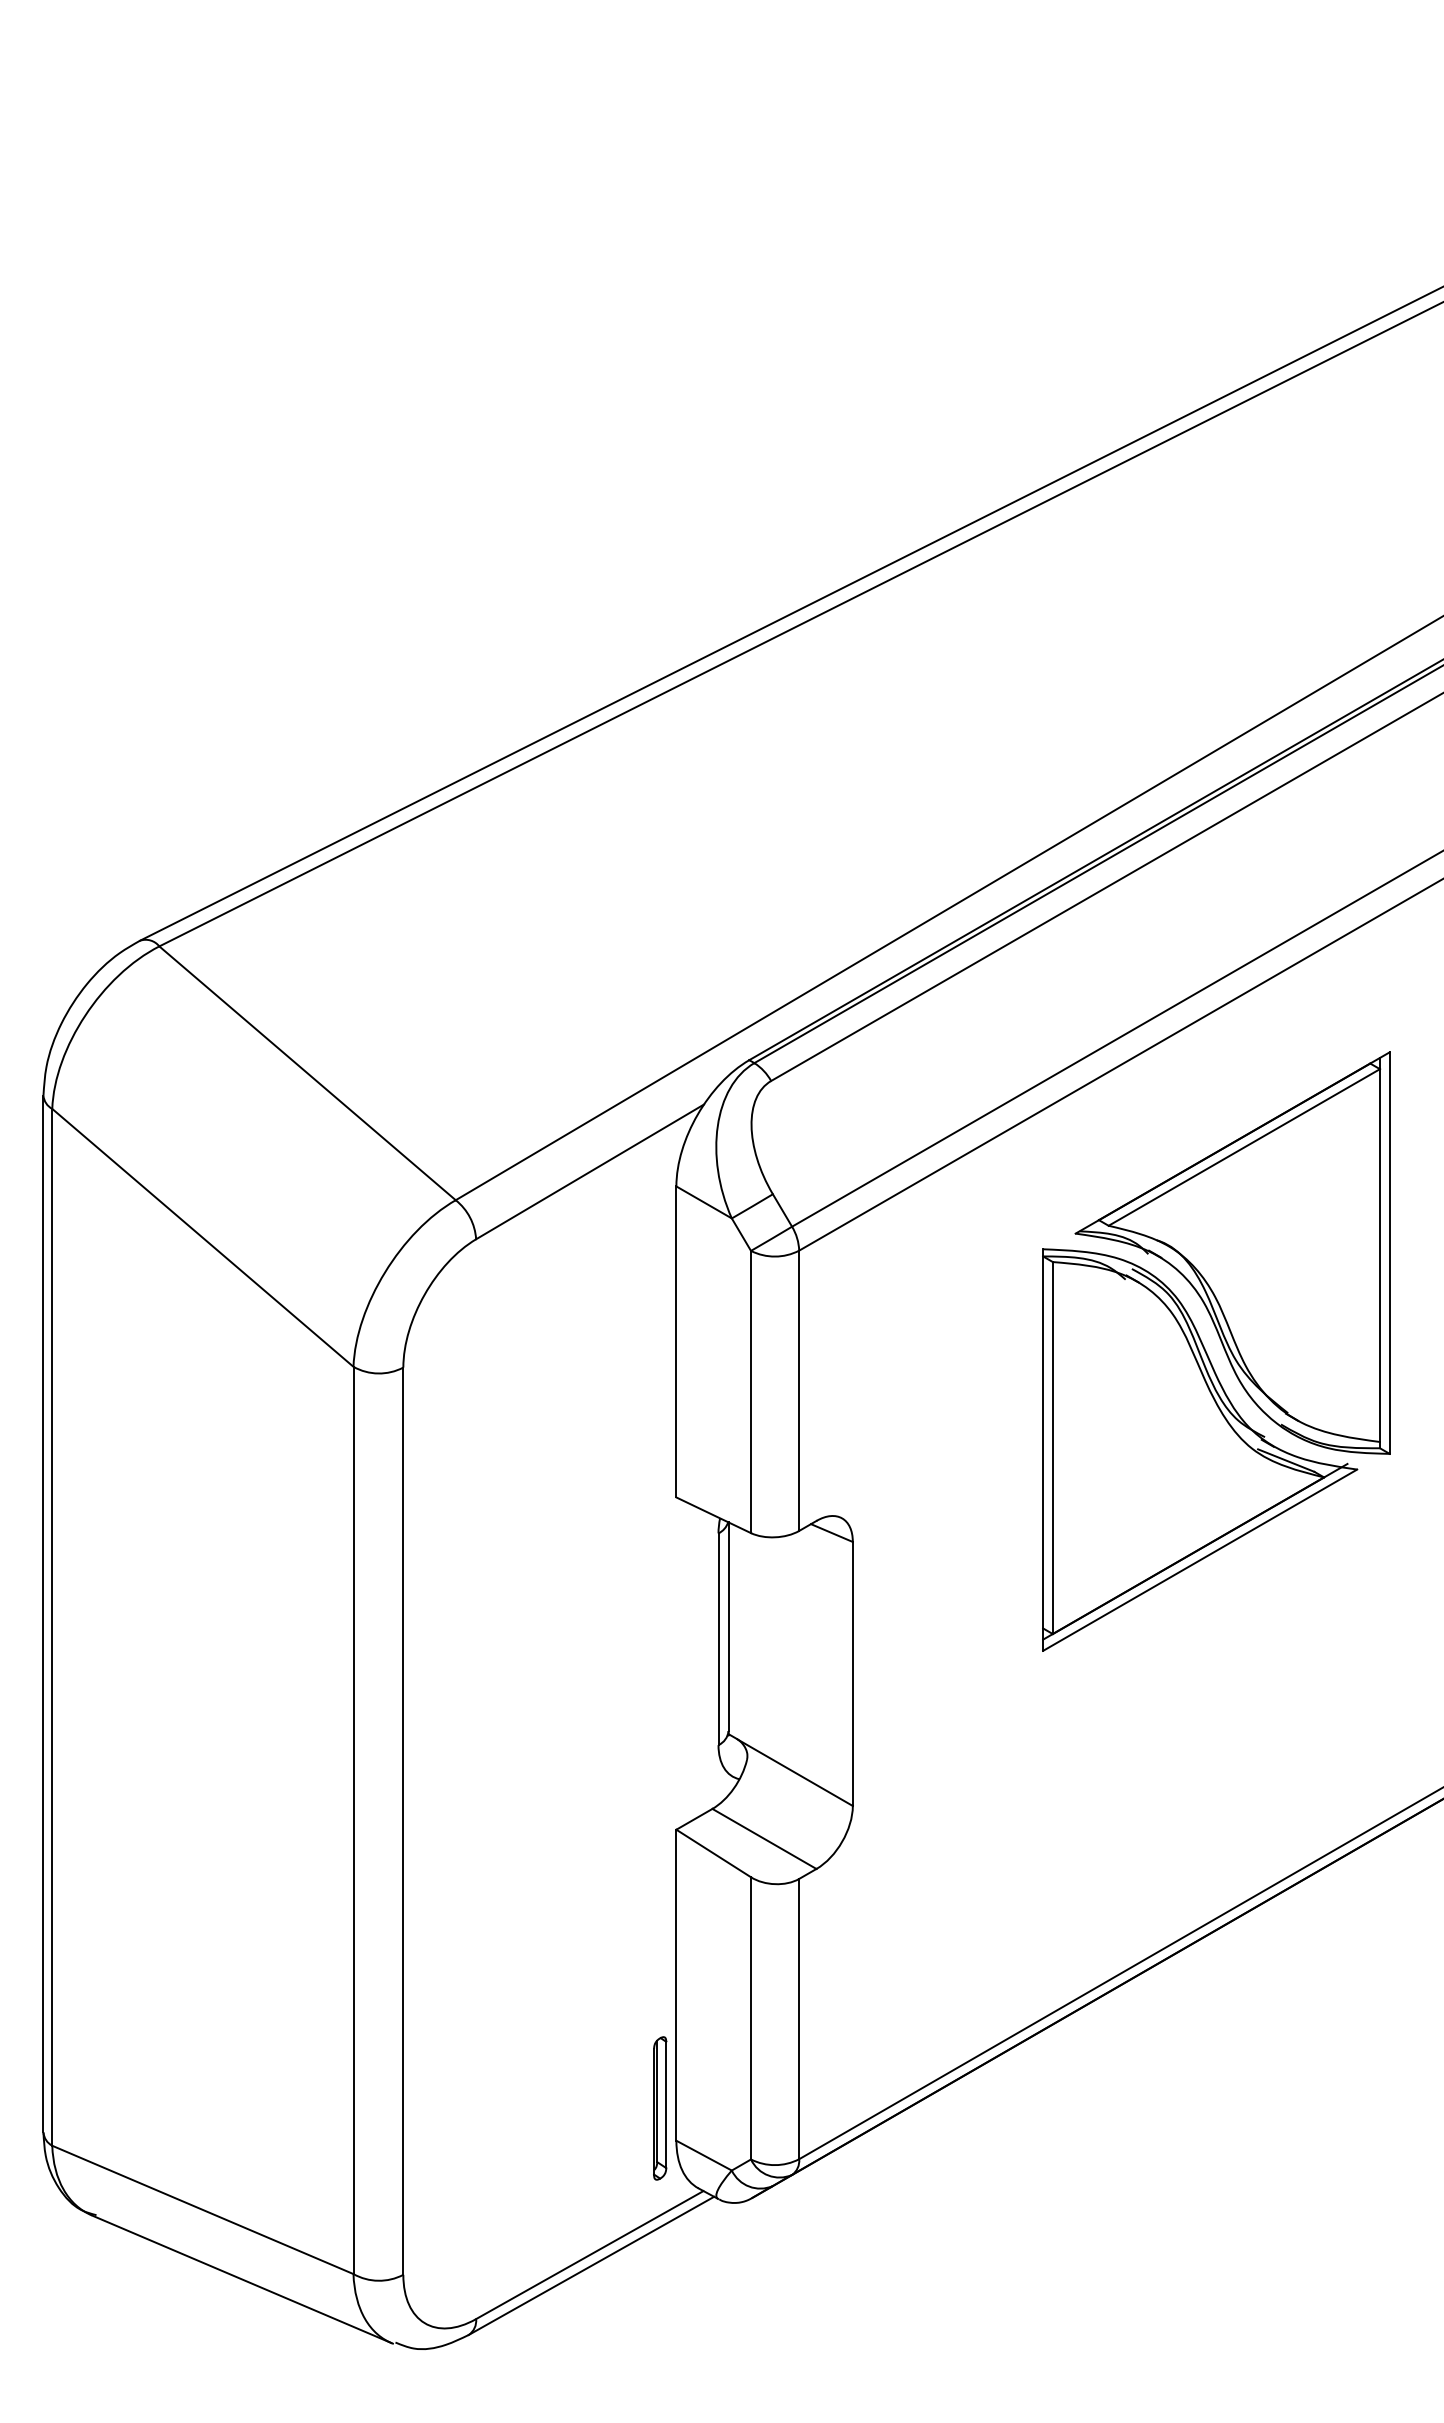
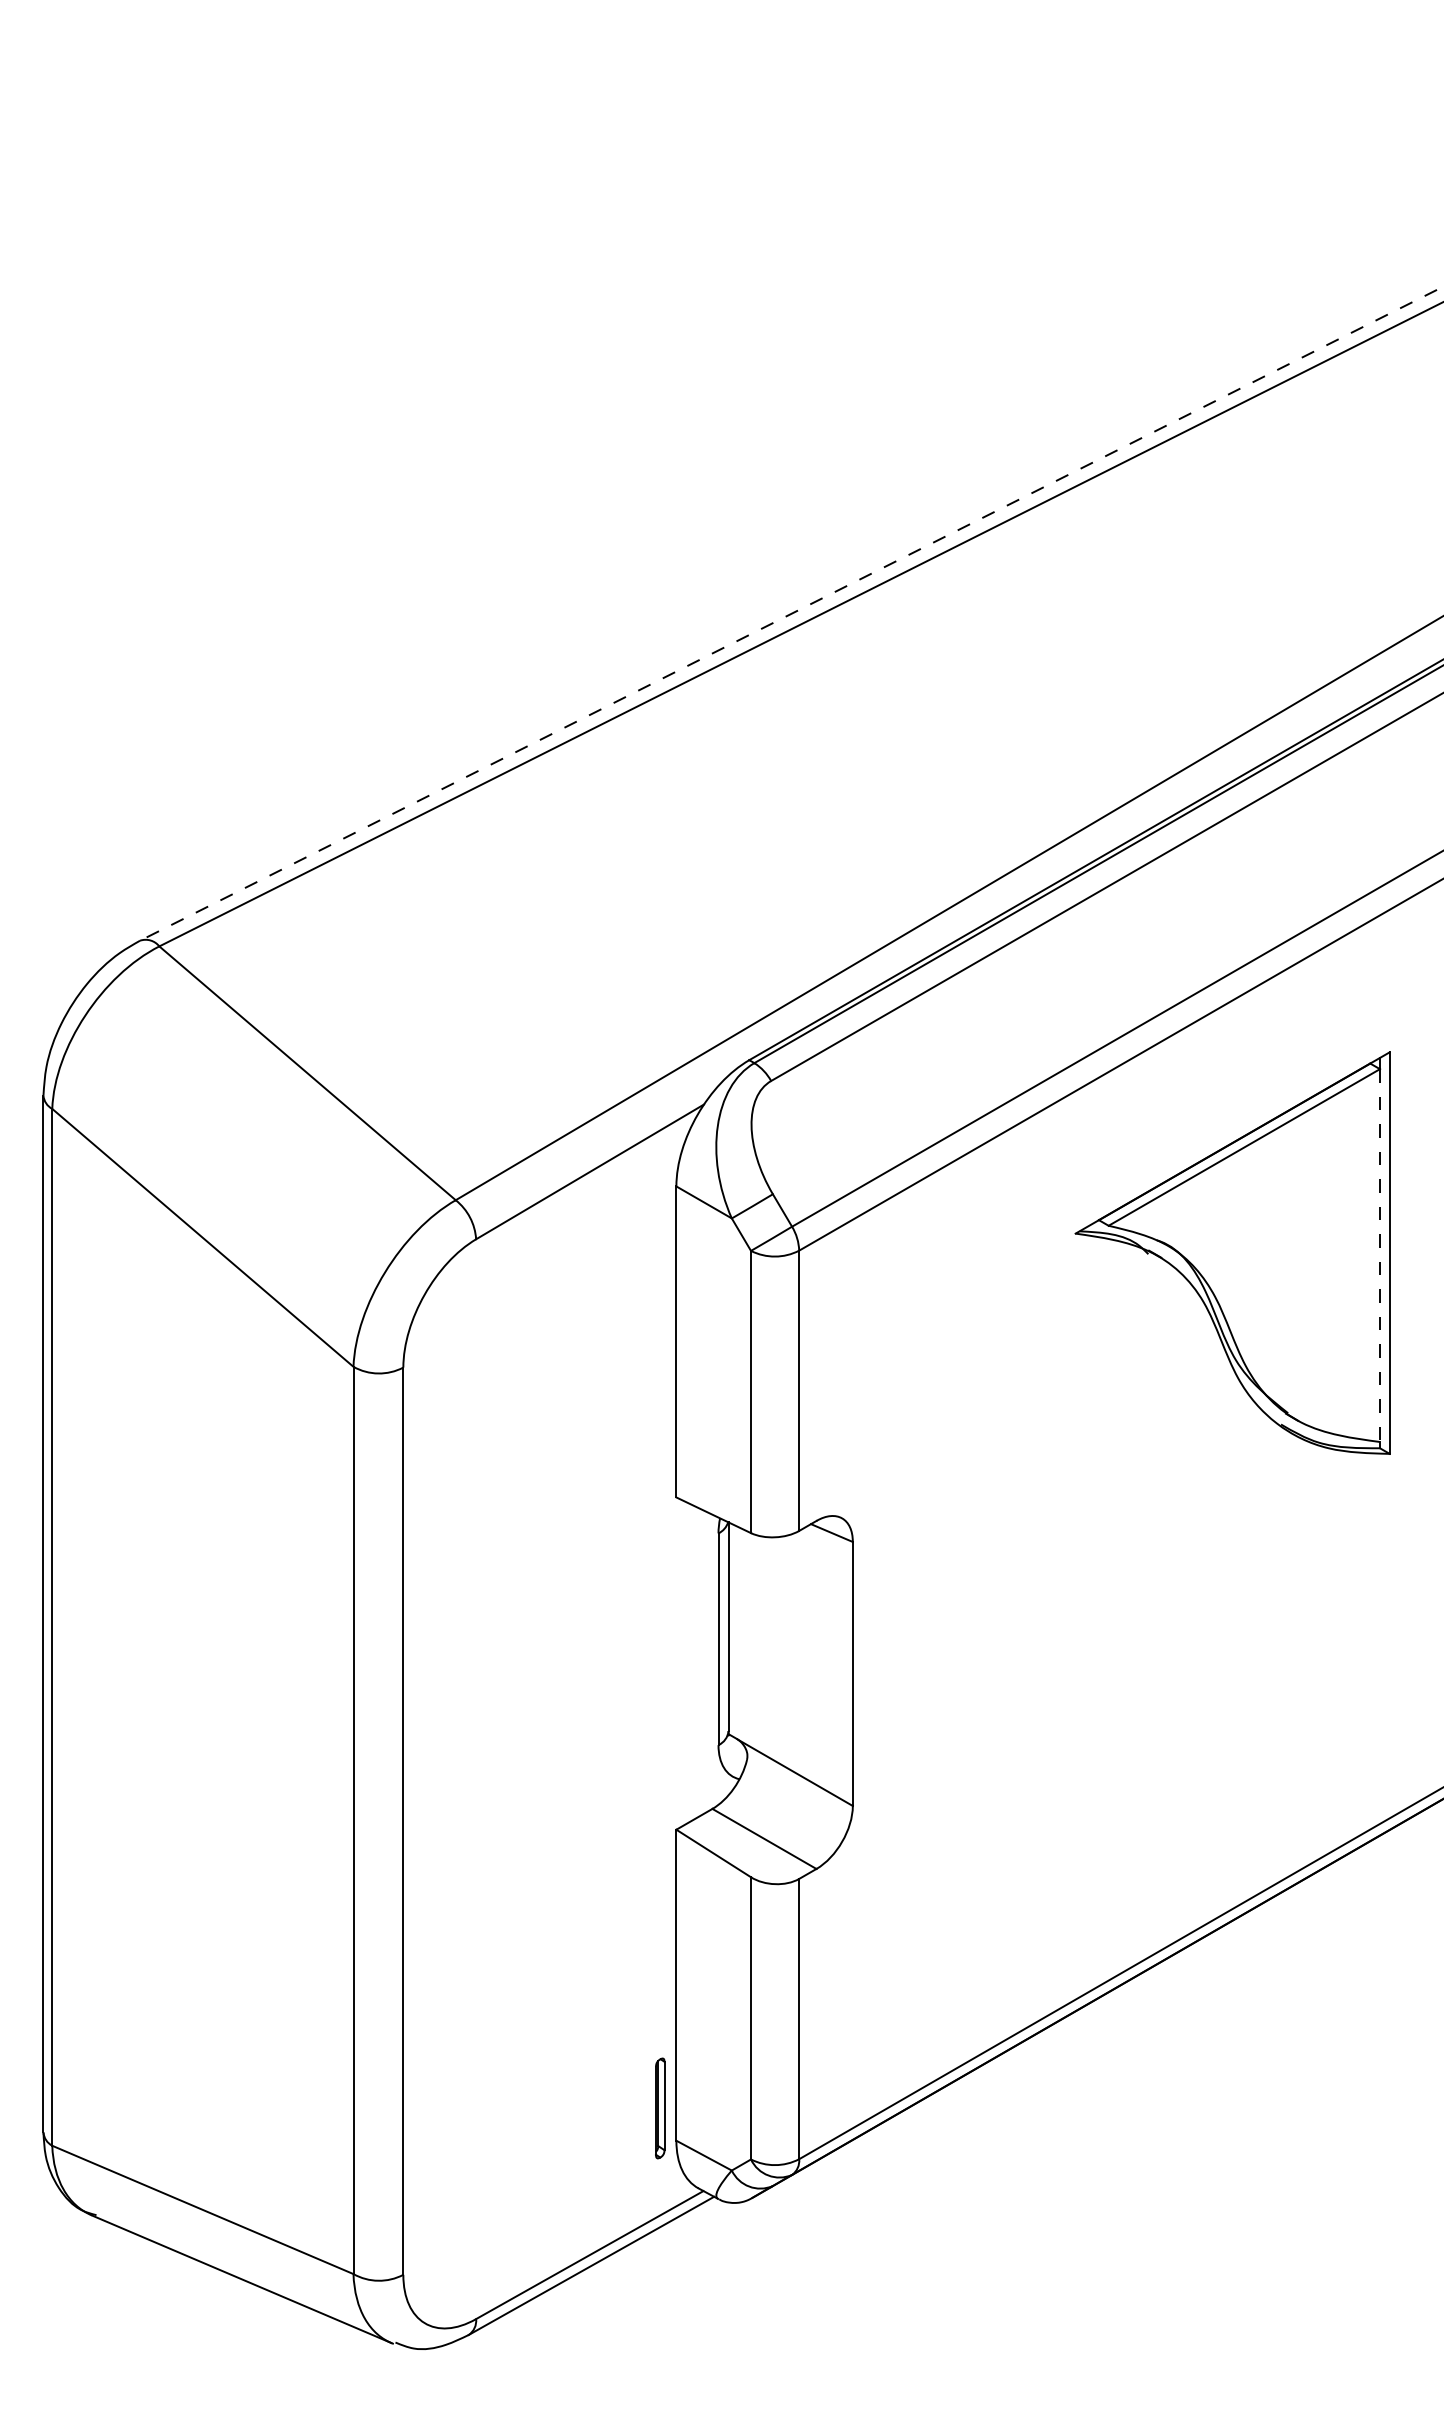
line: solid -> dashed (791, 613)
line: solid -> dashed (1379, 1256)
part: present -> none (1200, 1449)
part size: 15x145 px -> 11x103 px (660, 2108)
